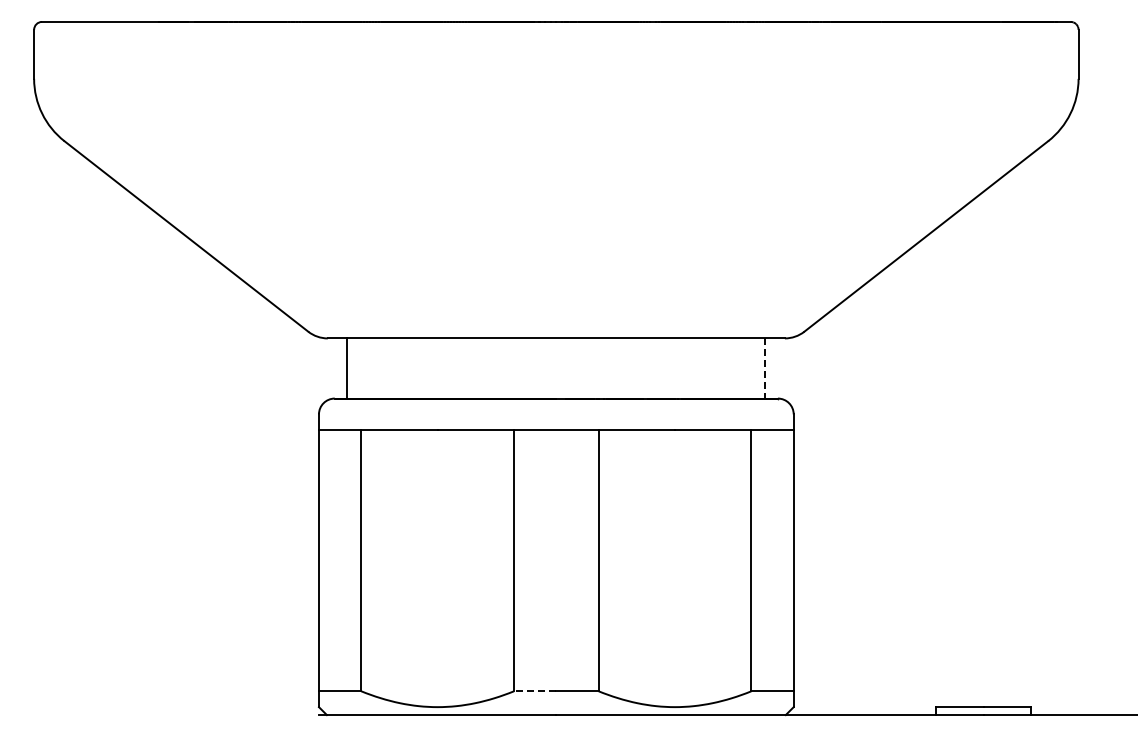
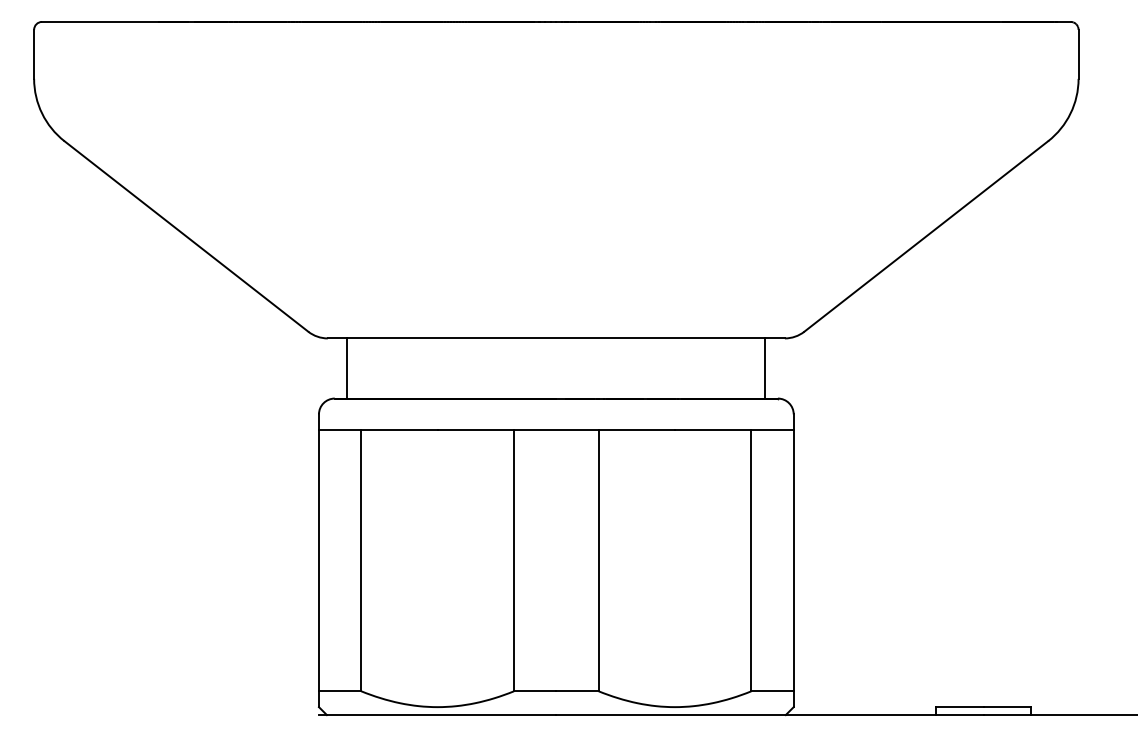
line: dashed -> solid (765, 368)
line: dashed -> solid (534, 691)
